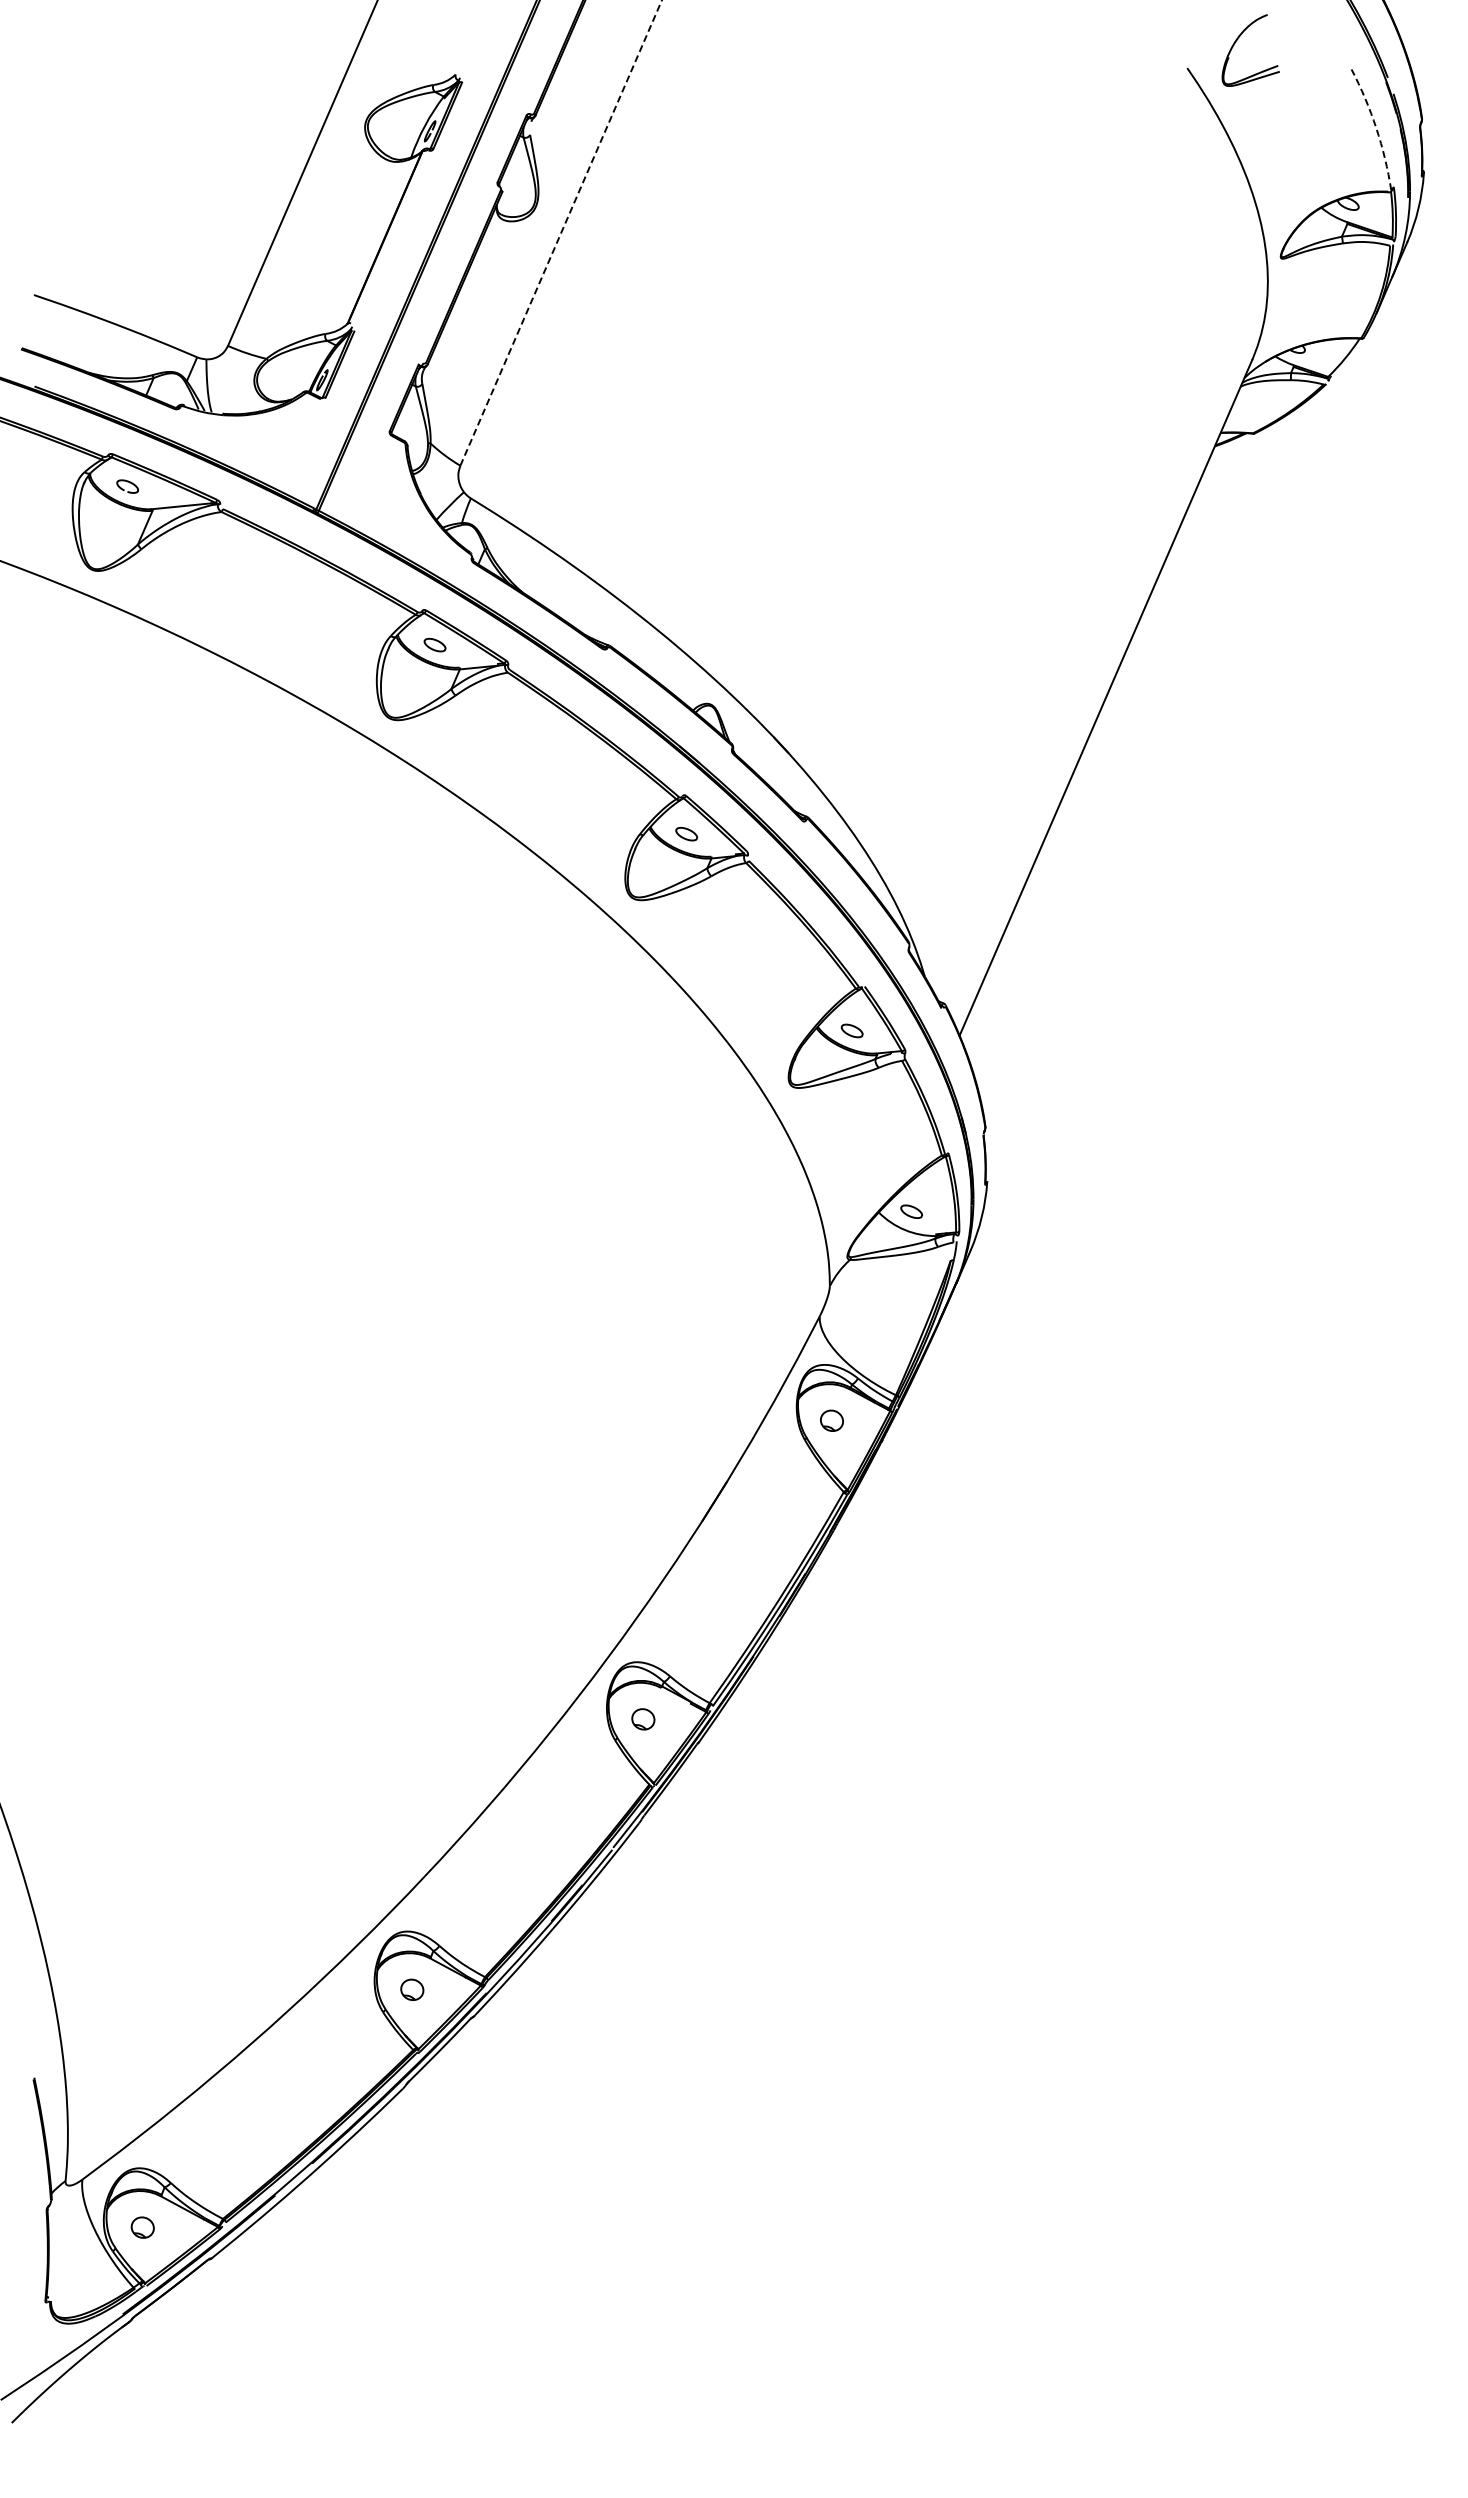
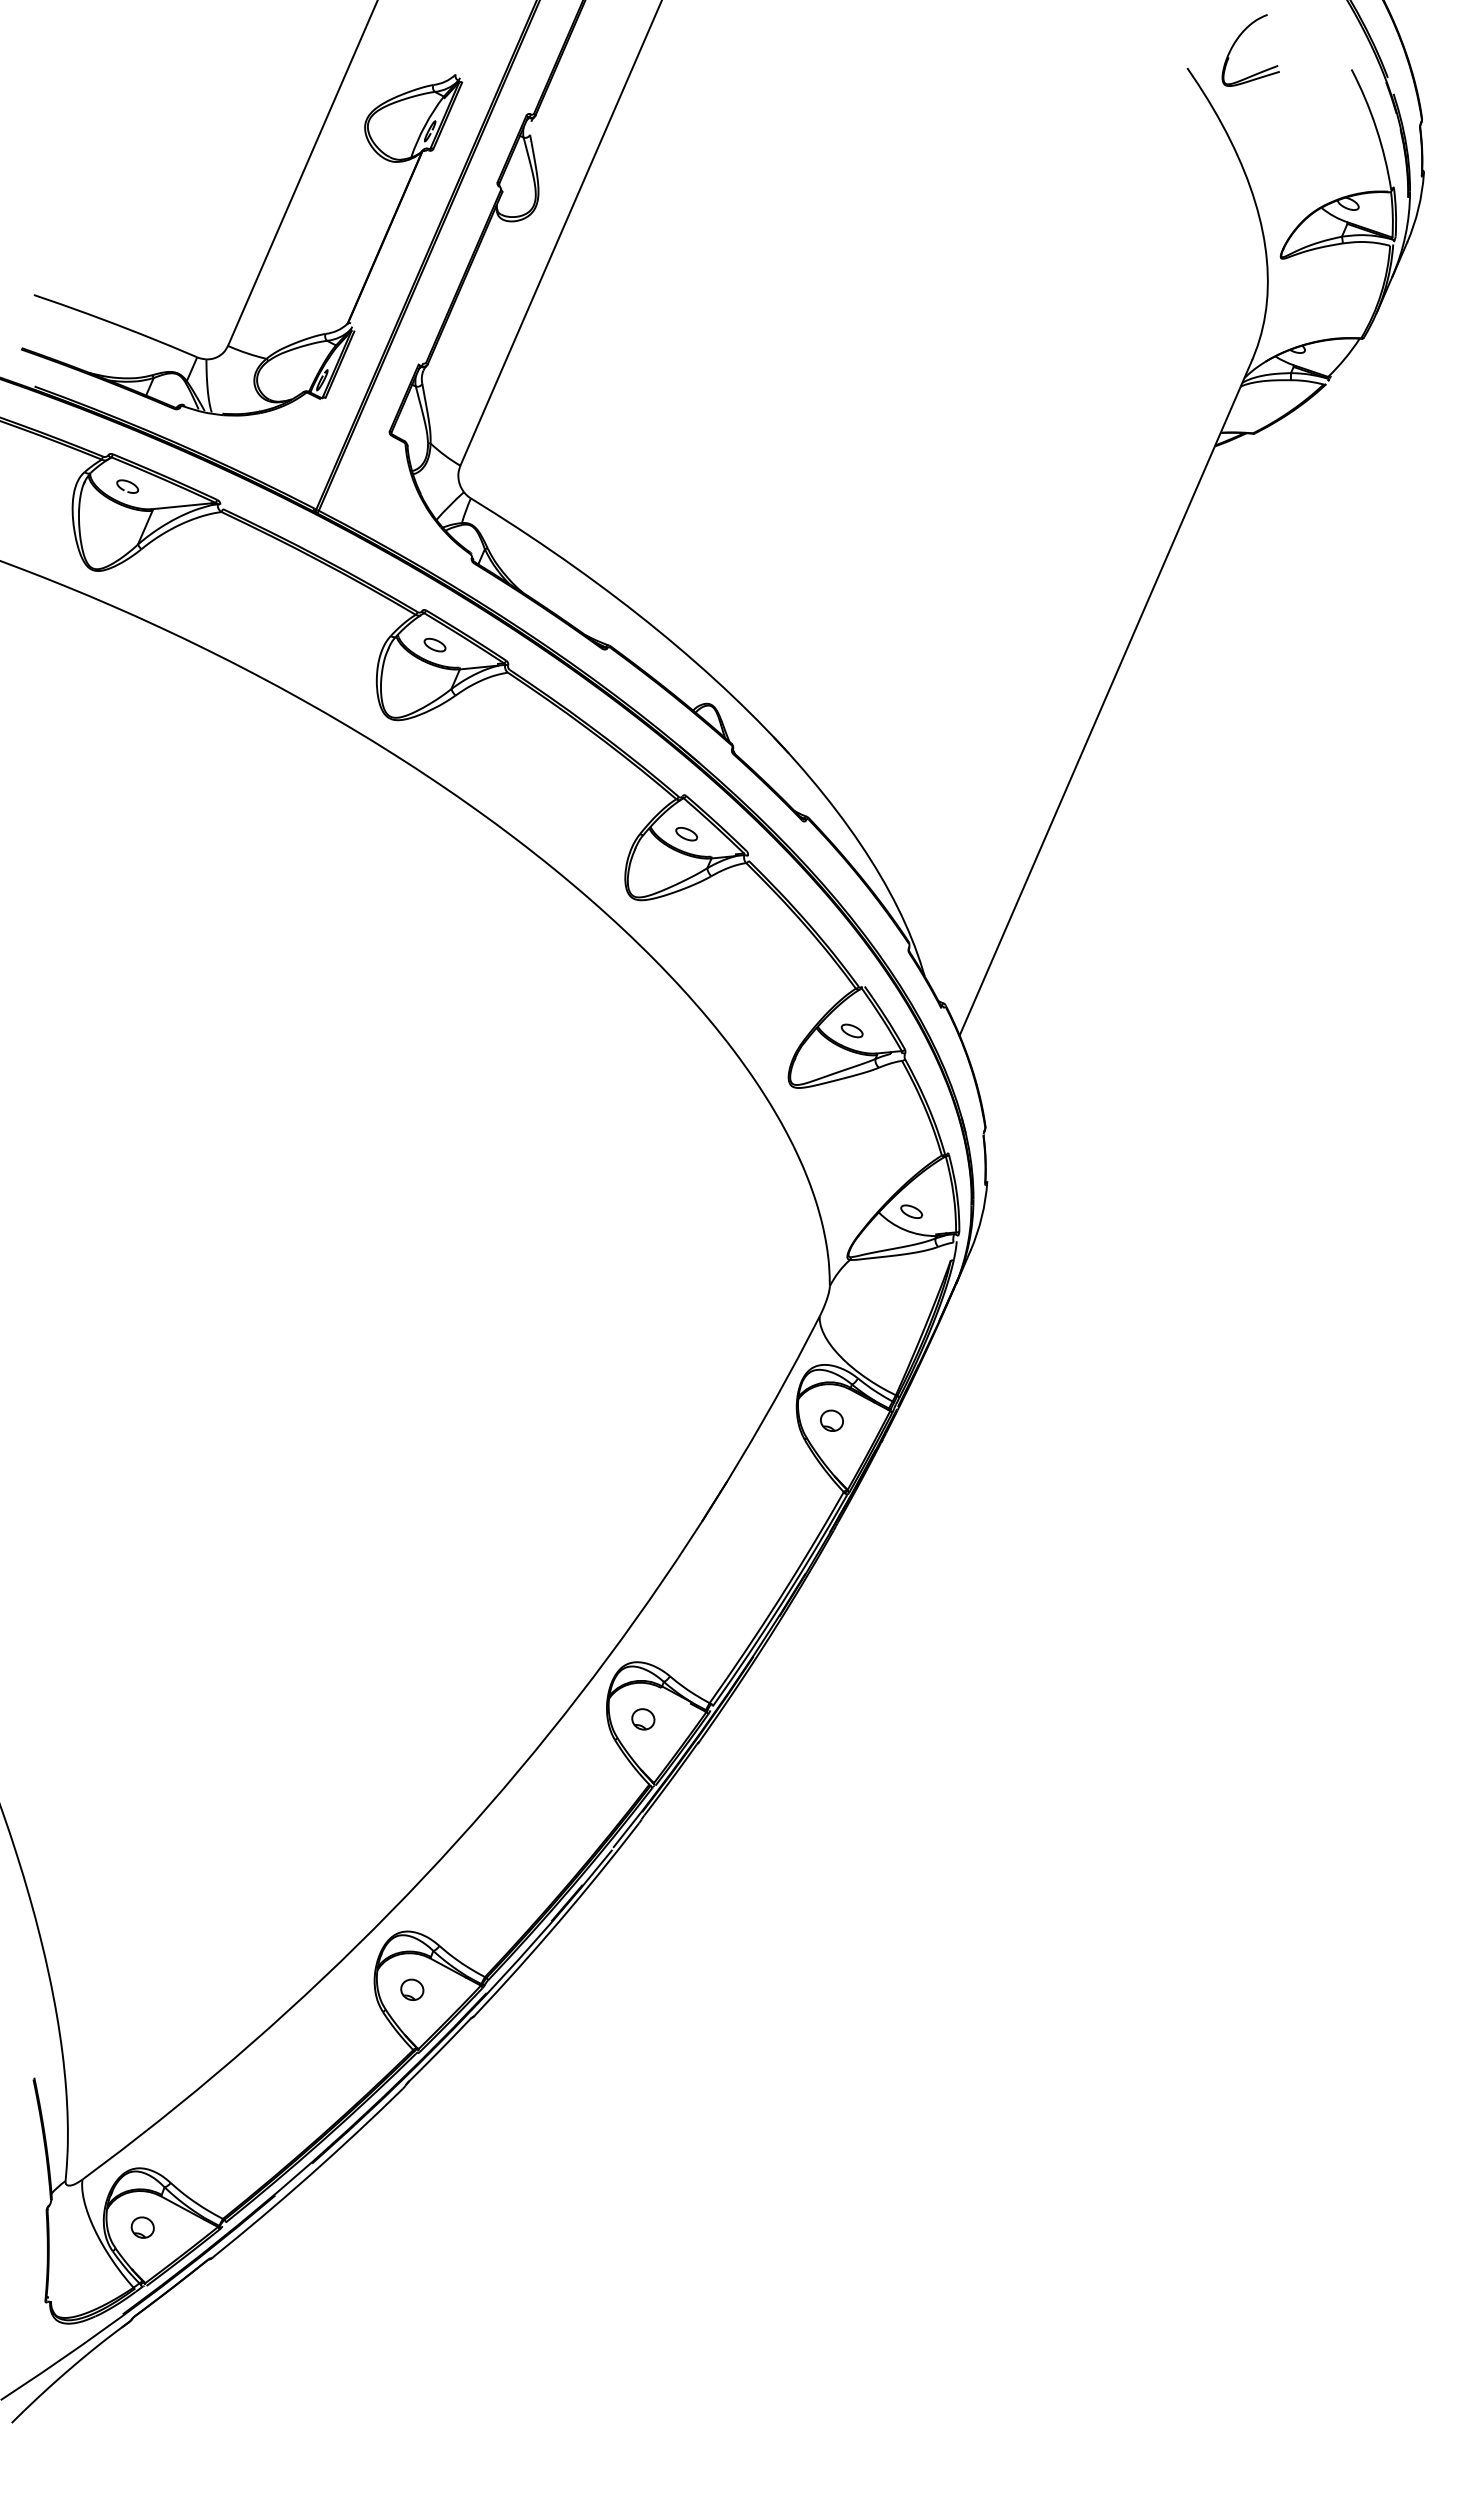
arc: dashed -> solid (1376, 128)
line: dashed -> solid (561, 232)
